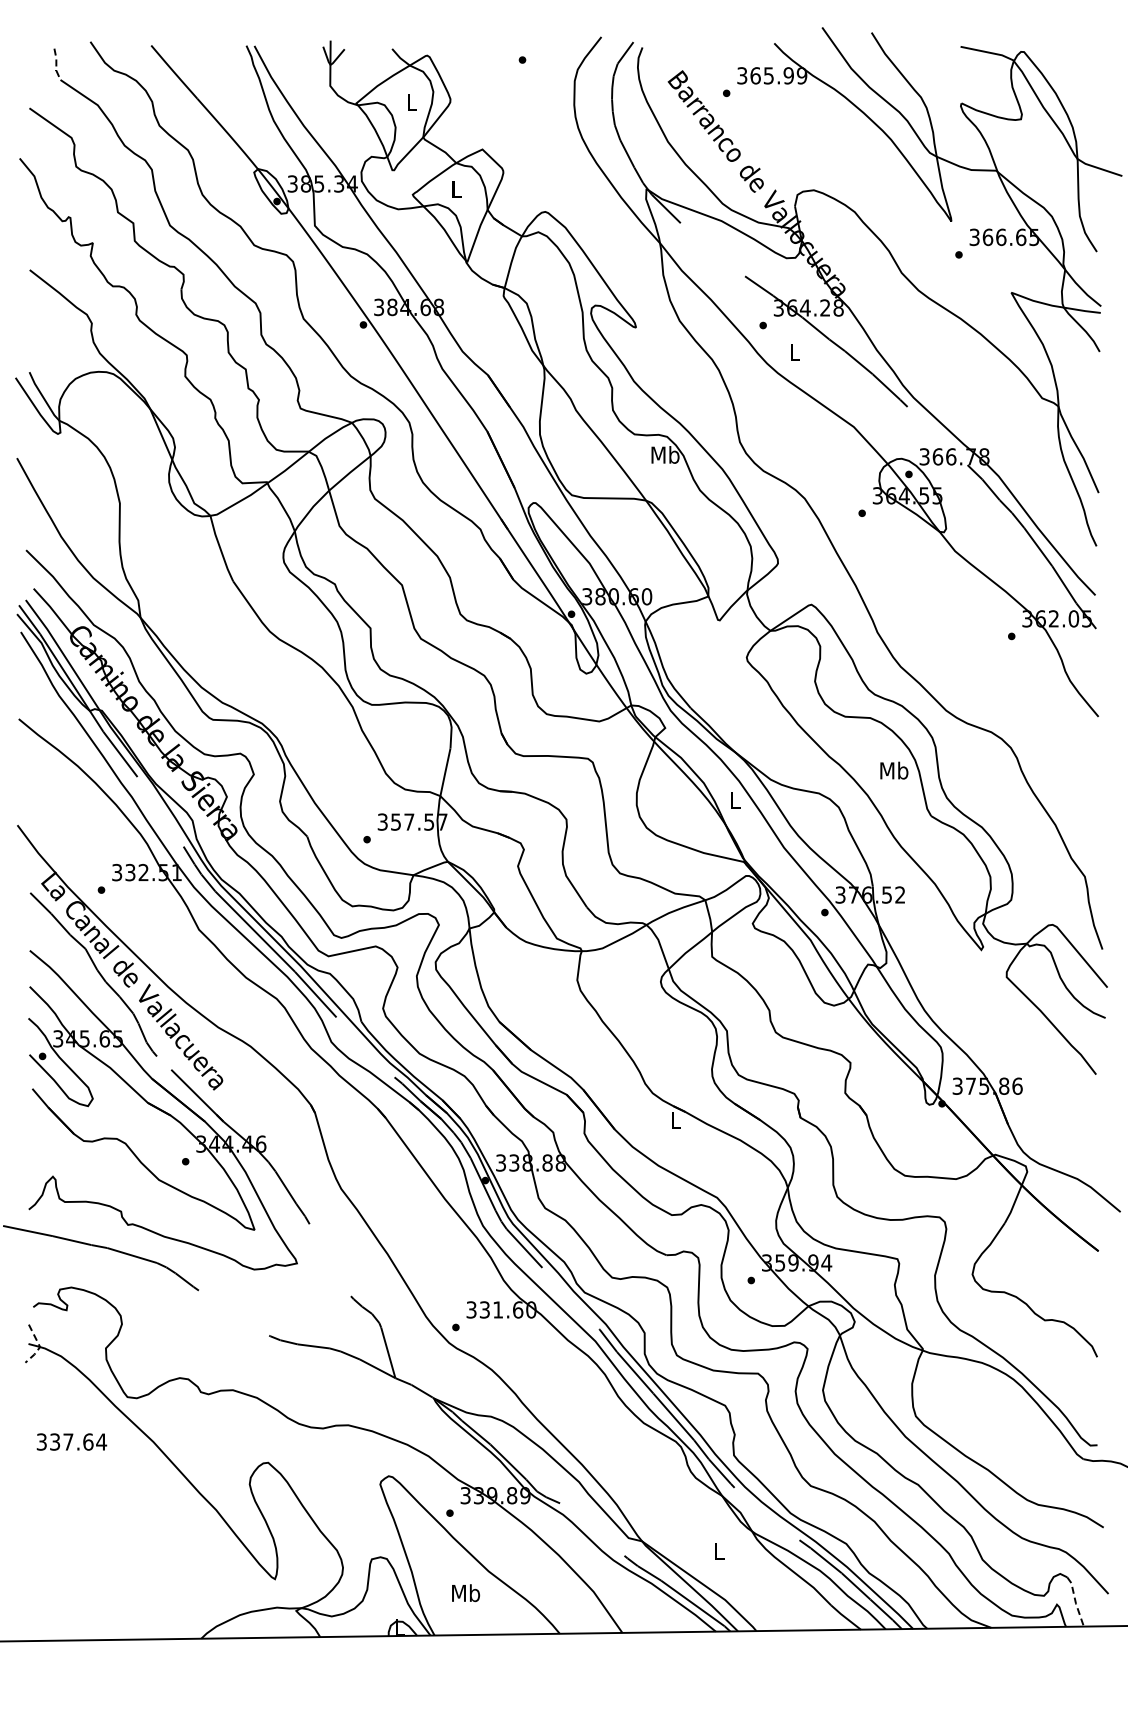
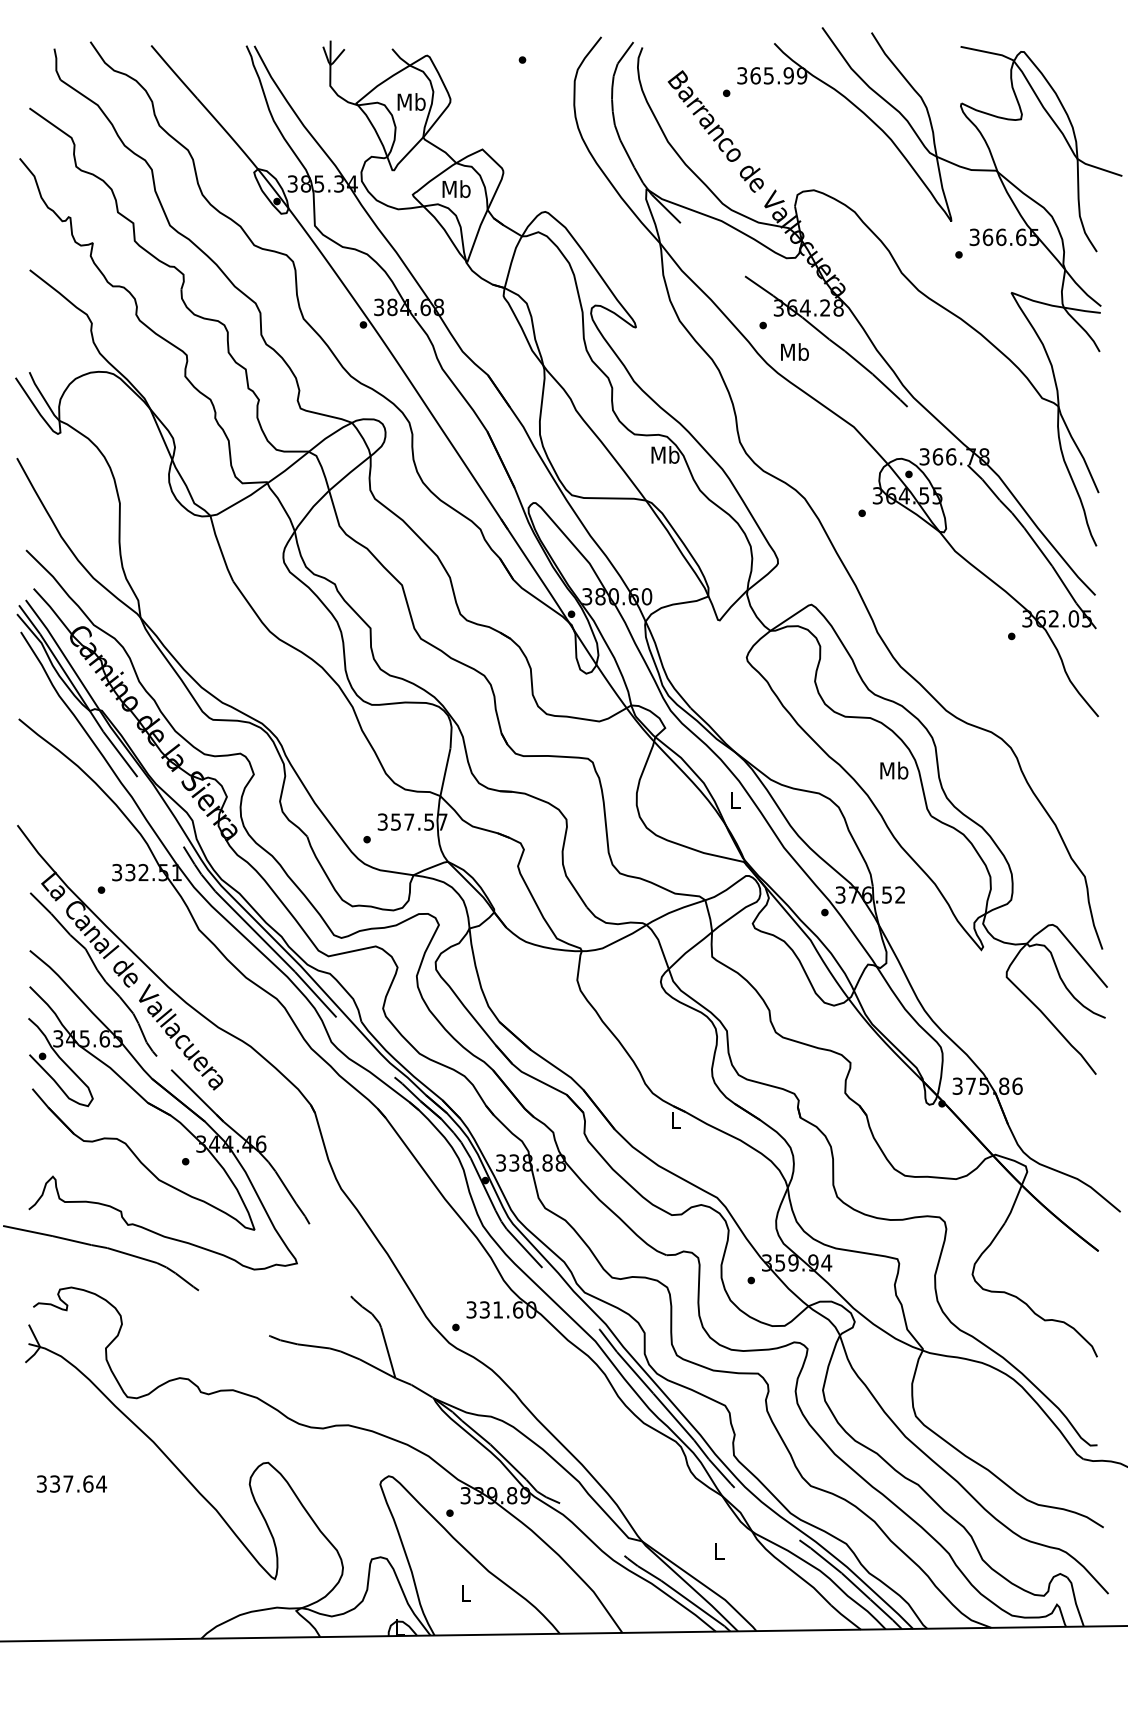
line: dashed -> solid (56, 64)
text: L -> Mb (411, 101)
text: L -> Mb (456, 189)
text: L -> Mb (794, 351)
line: dashed -> solid (40, 1347)
text position: (71, 1441) -> (71, 1483) (71, 1483)
text: Mb -> L (466, 1593)
line: dashed -> solid (1075, 1601)
